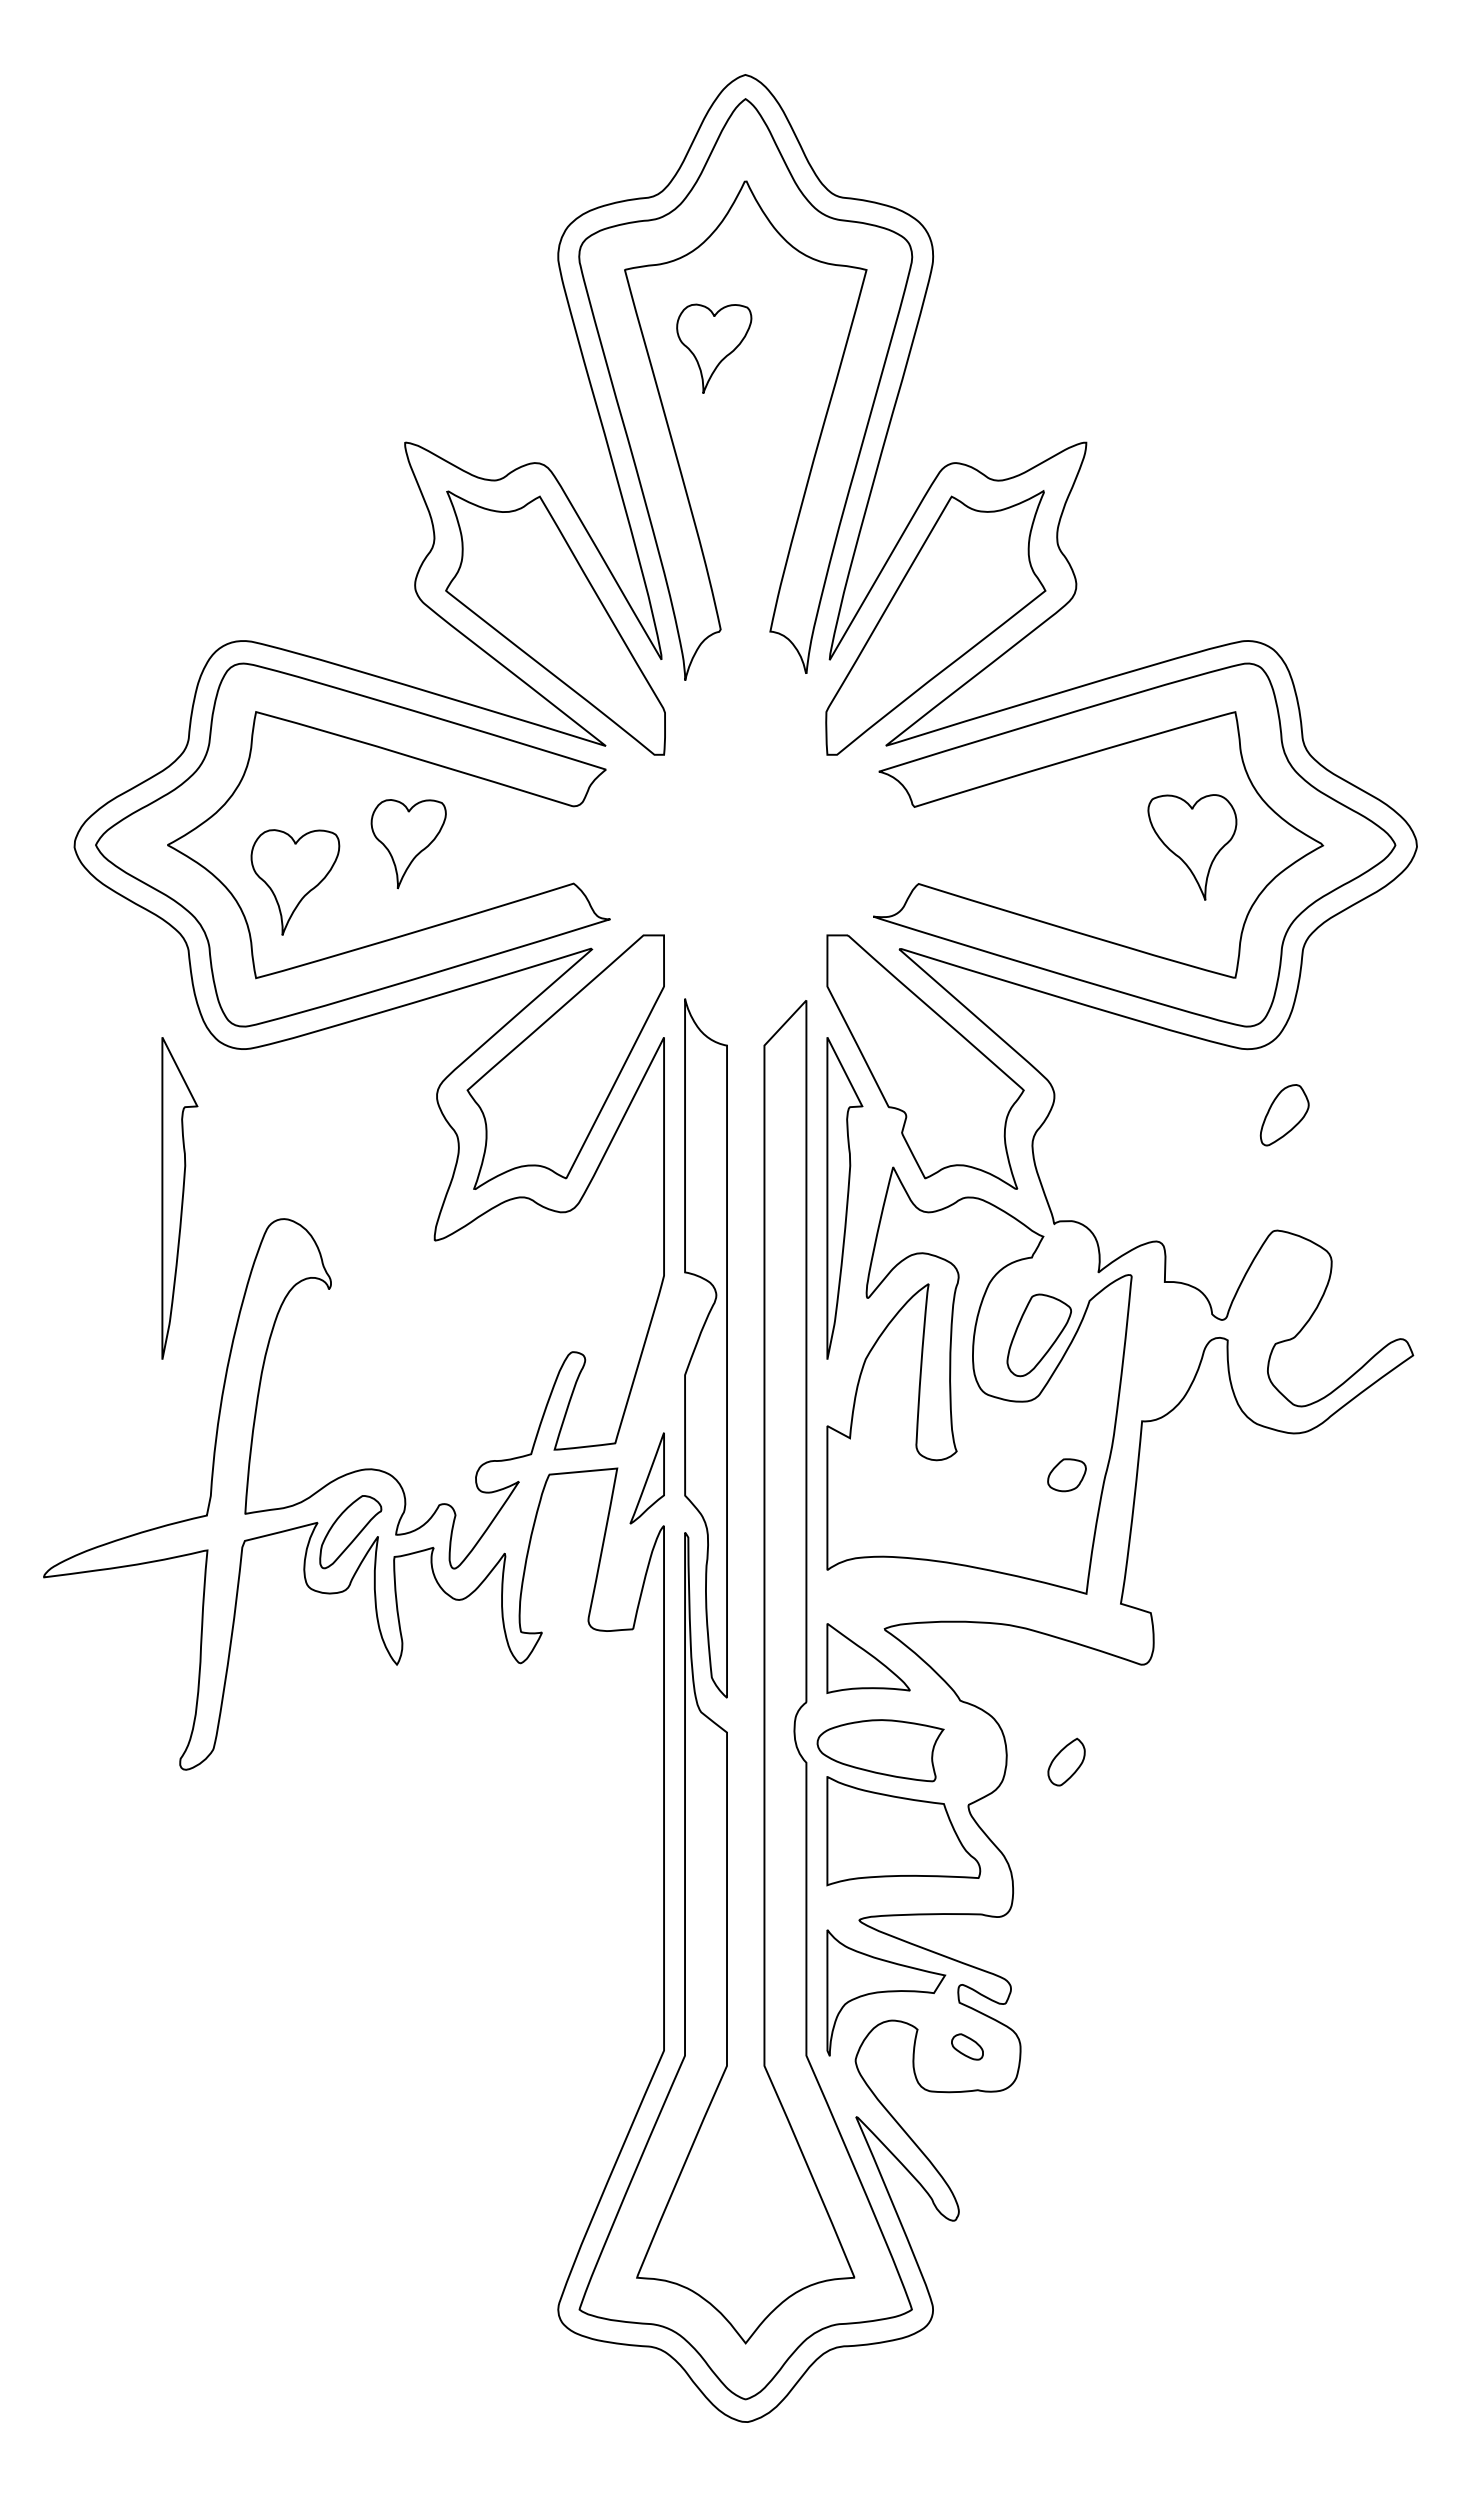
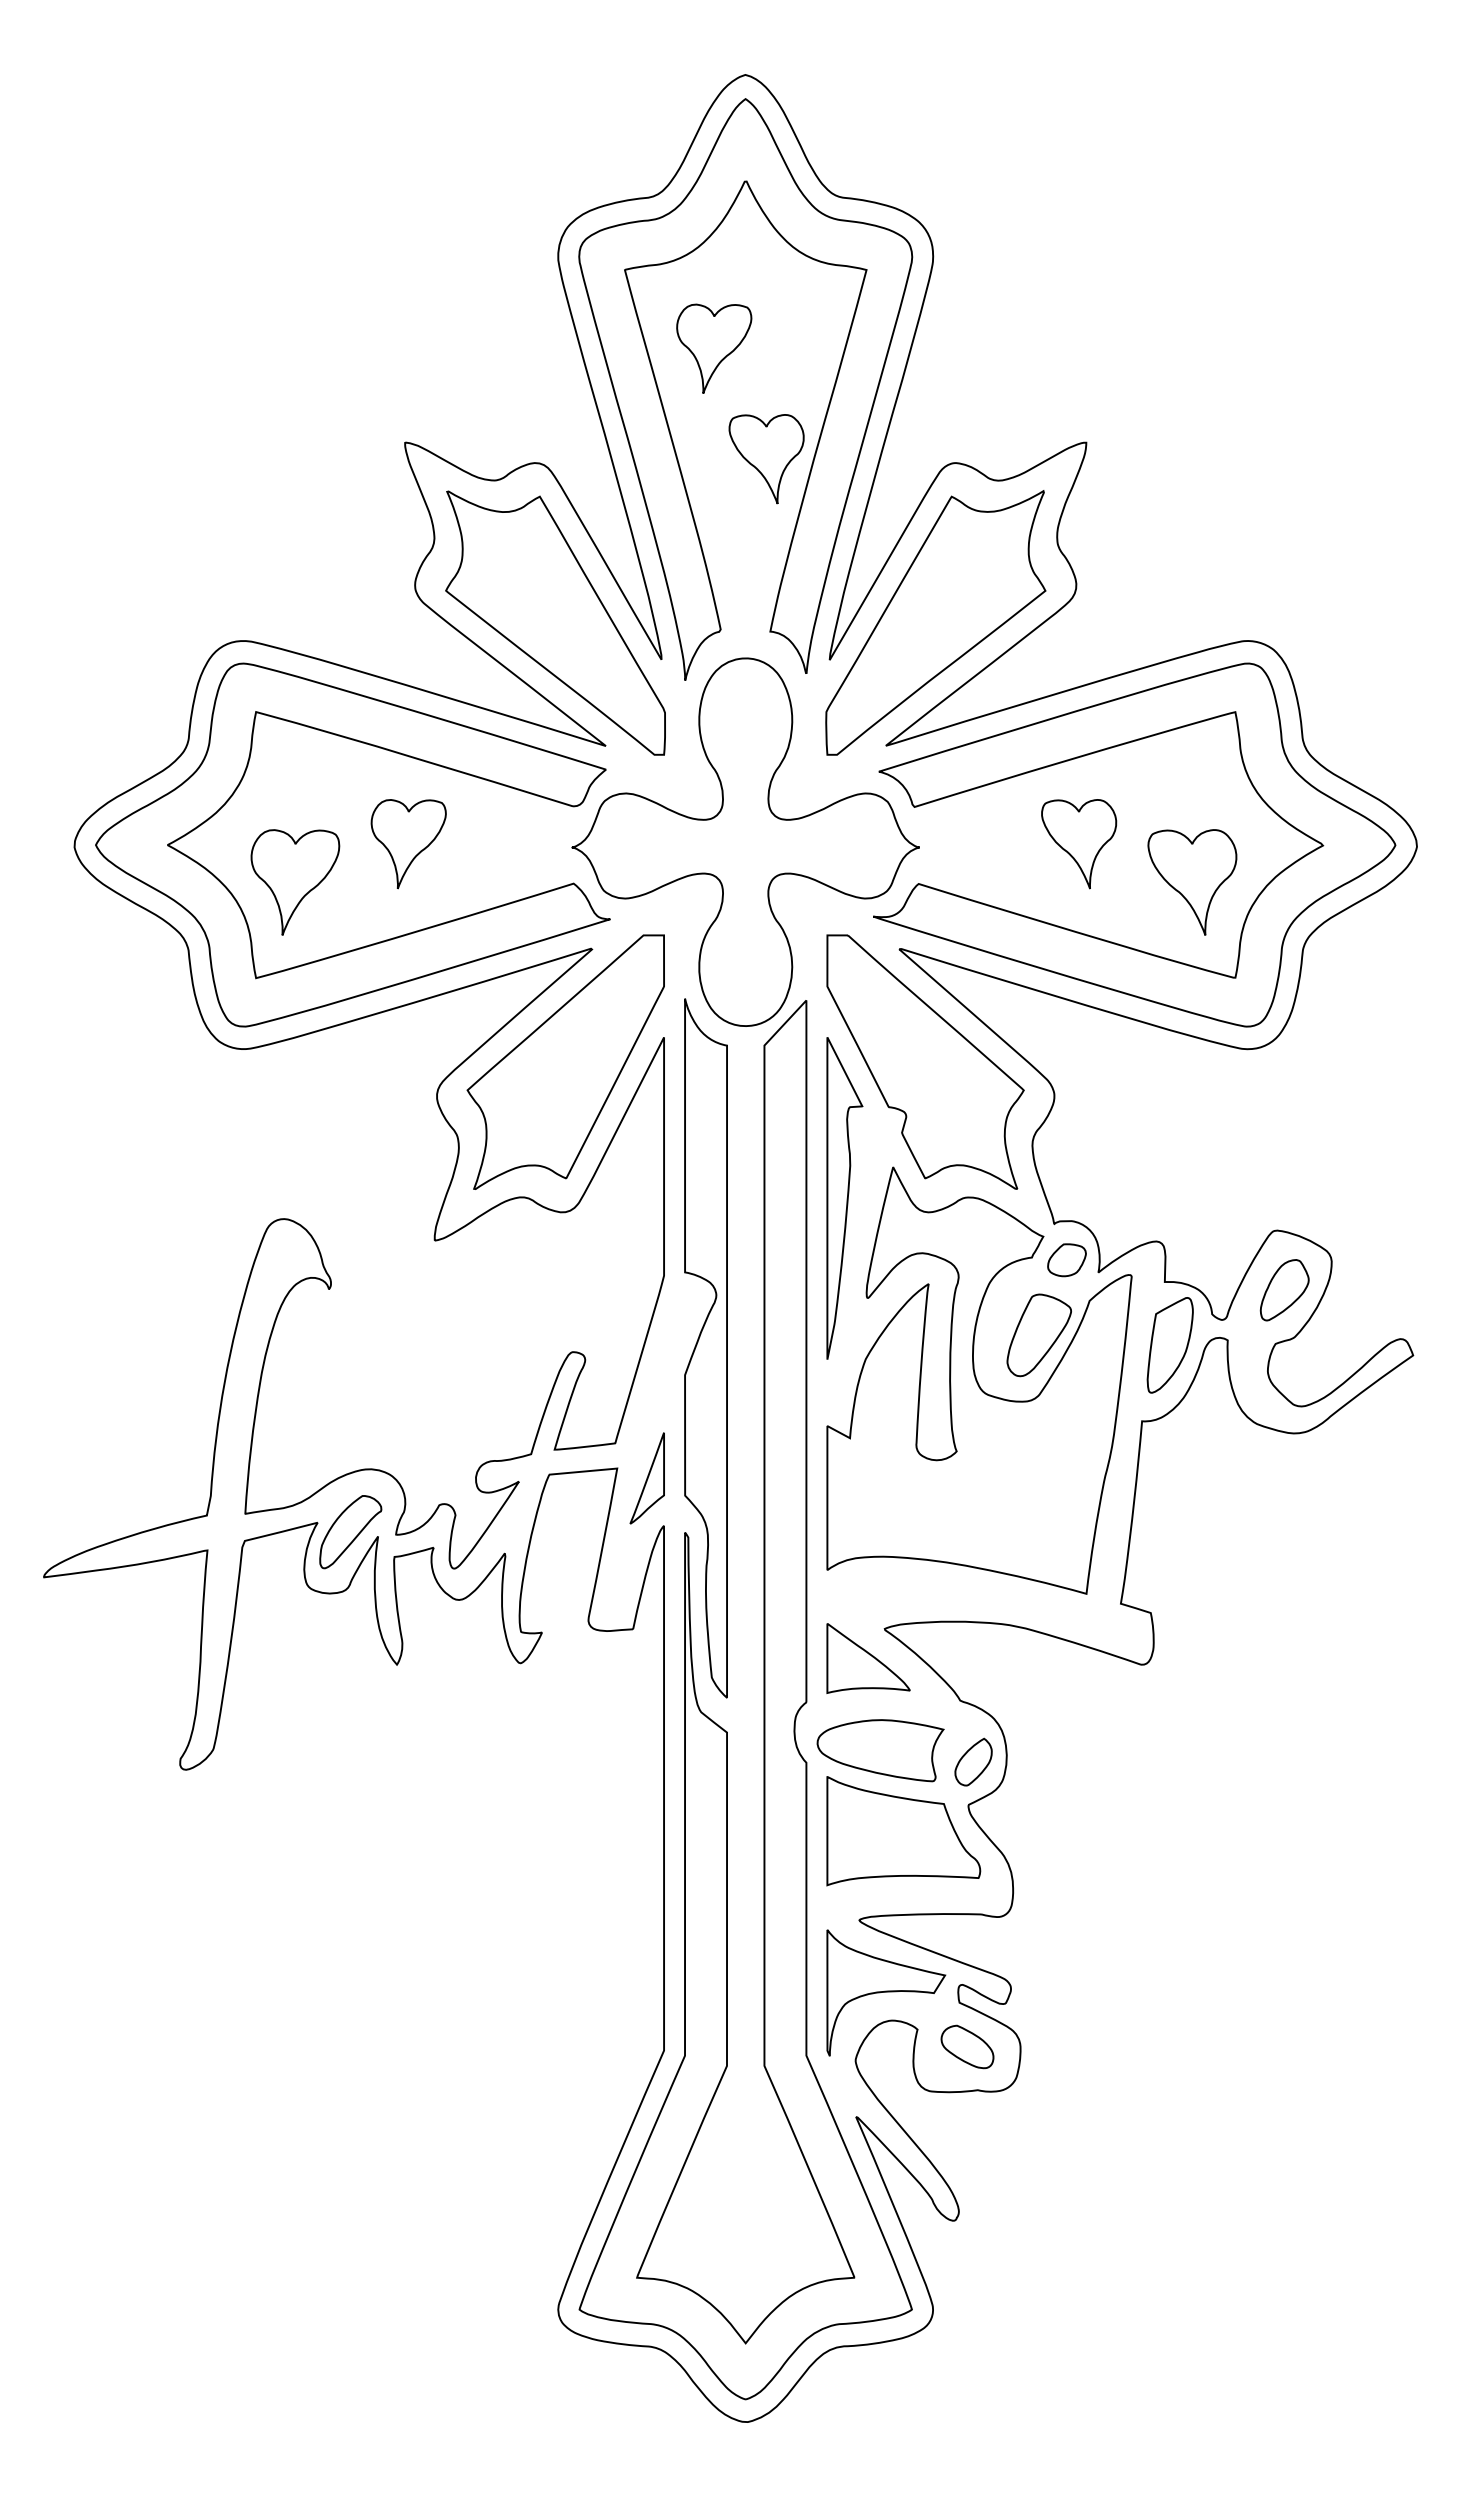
part: none -> present (766, 459)
part: none -> present (745, 841)
part: none -> present (1079, 844)
part position: (1192, 847) -> (1192, 882) (1192, 882)
part position: (1284, 1115) -> (1284, 1290) (1284, 1290)
part: present -> none (179, 1198)
part: none -> present (1169, 1345)
part position: (1066, 1475) -> (1066, 1260) (1066, 1260)
part position: (1066, 1761) -> (973, 1761) (973, 1761)
part size: 33x28 px -> 55x46 px (967, 2046)
